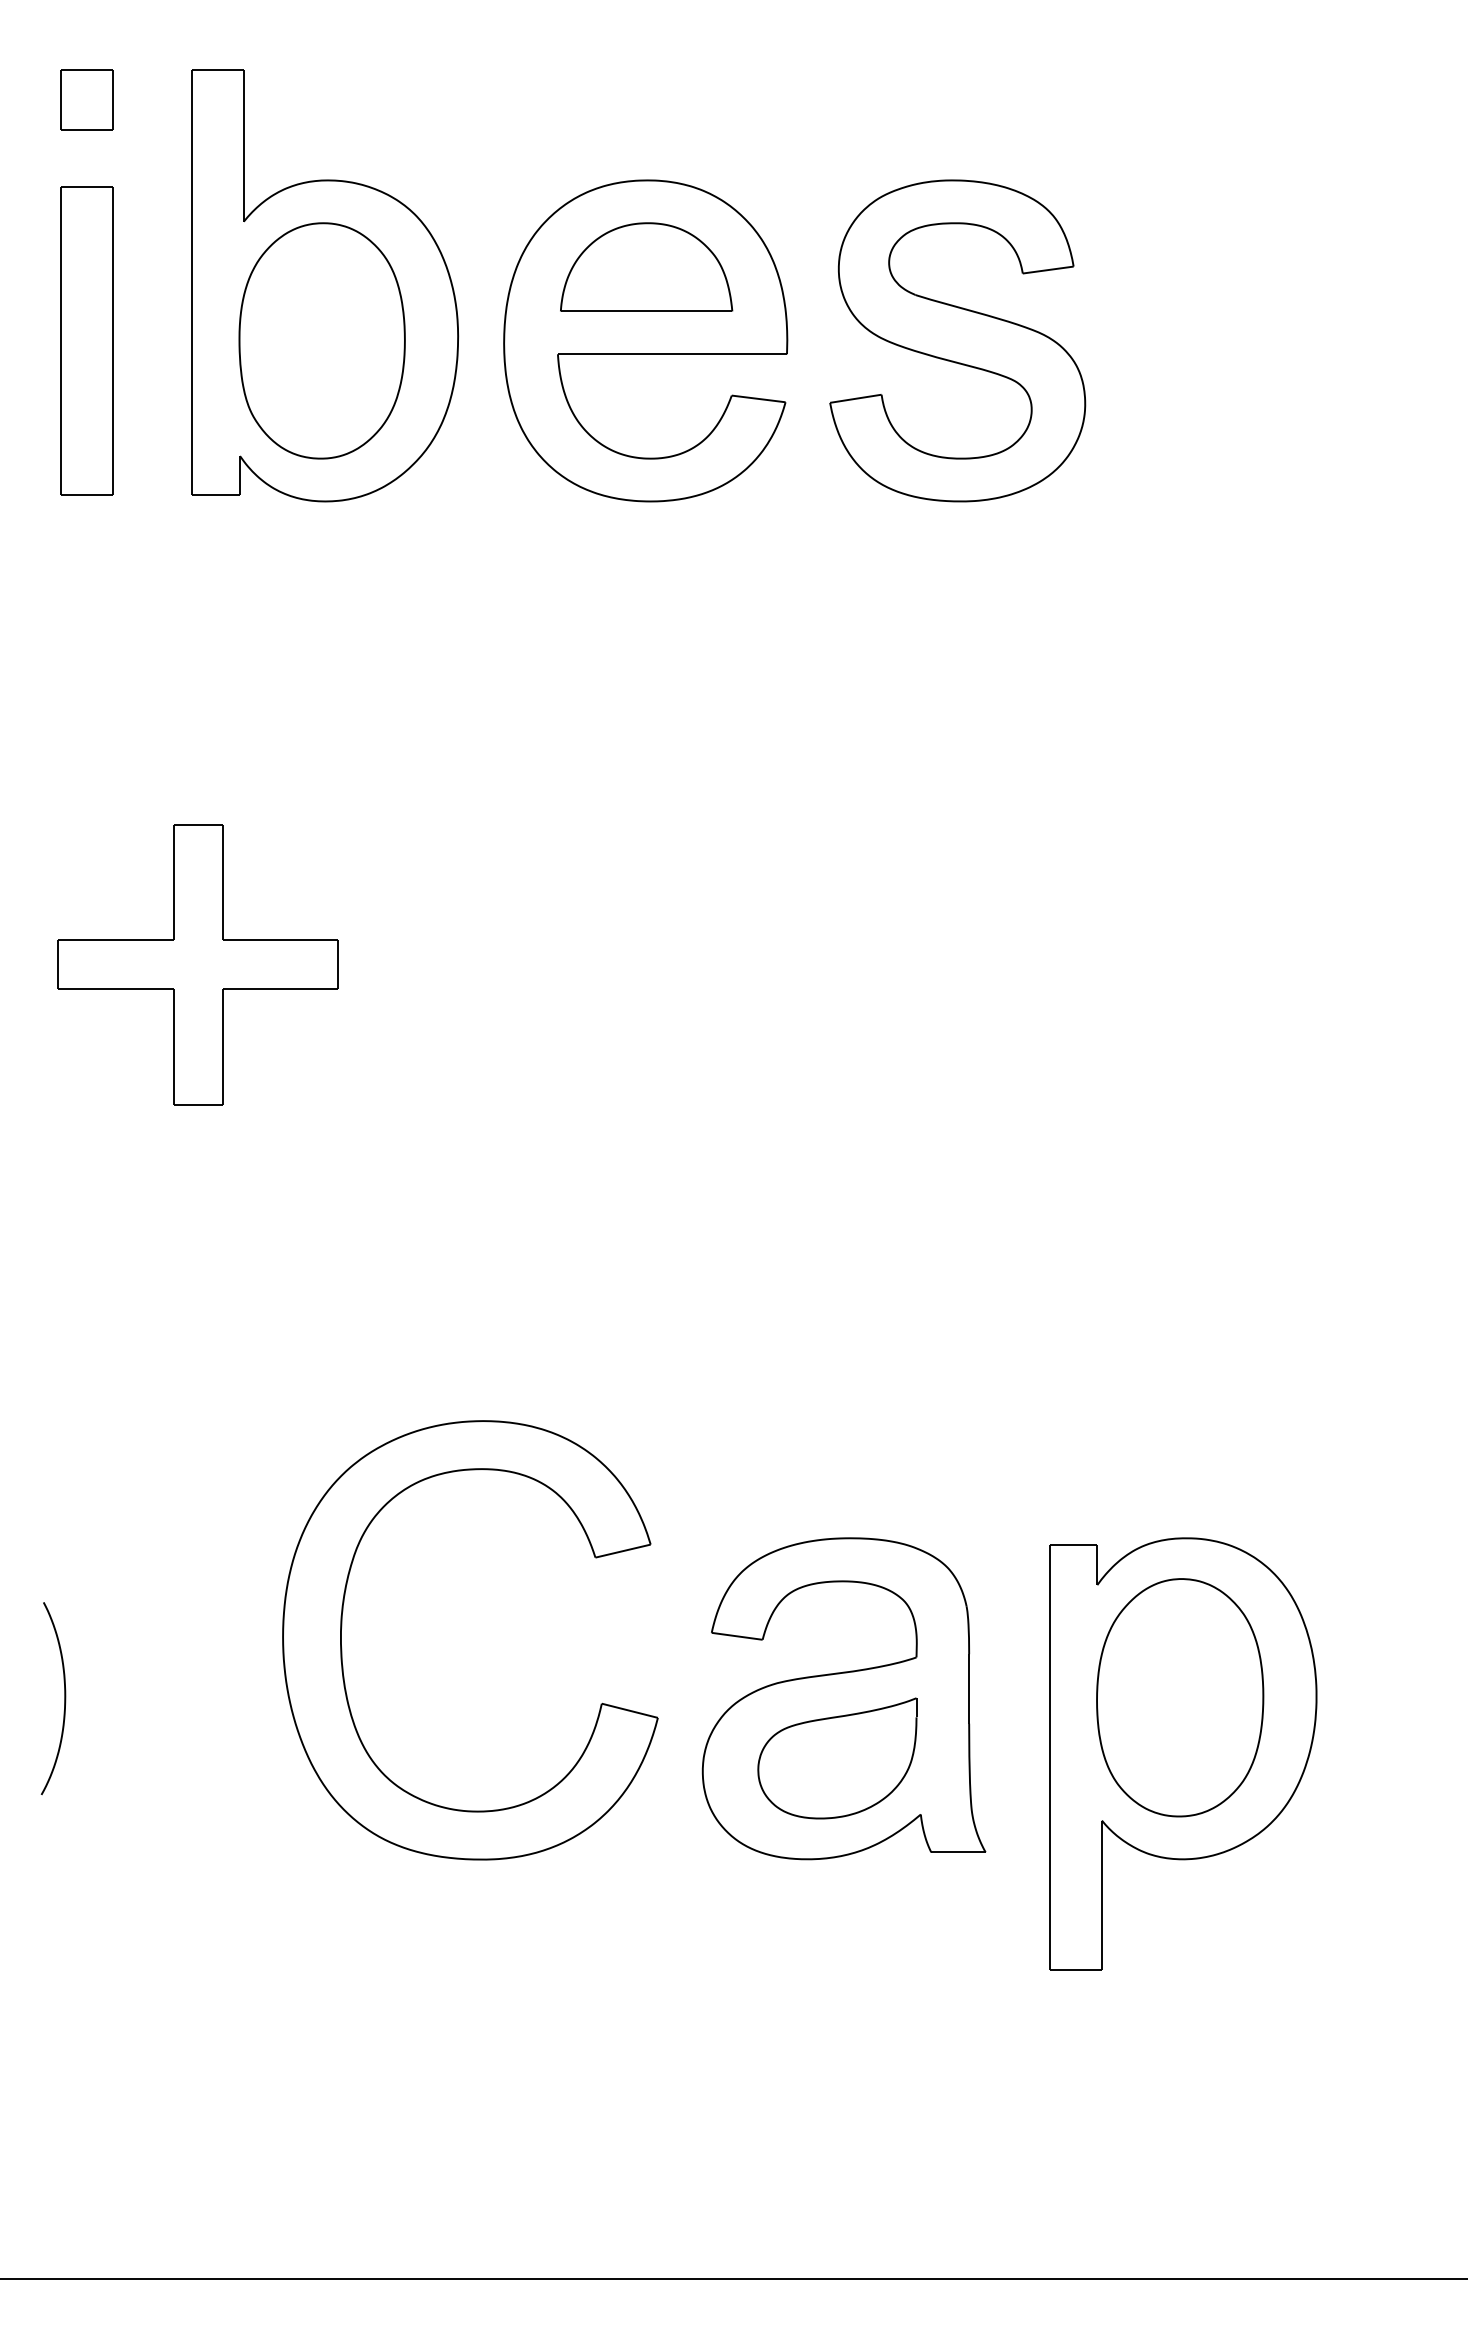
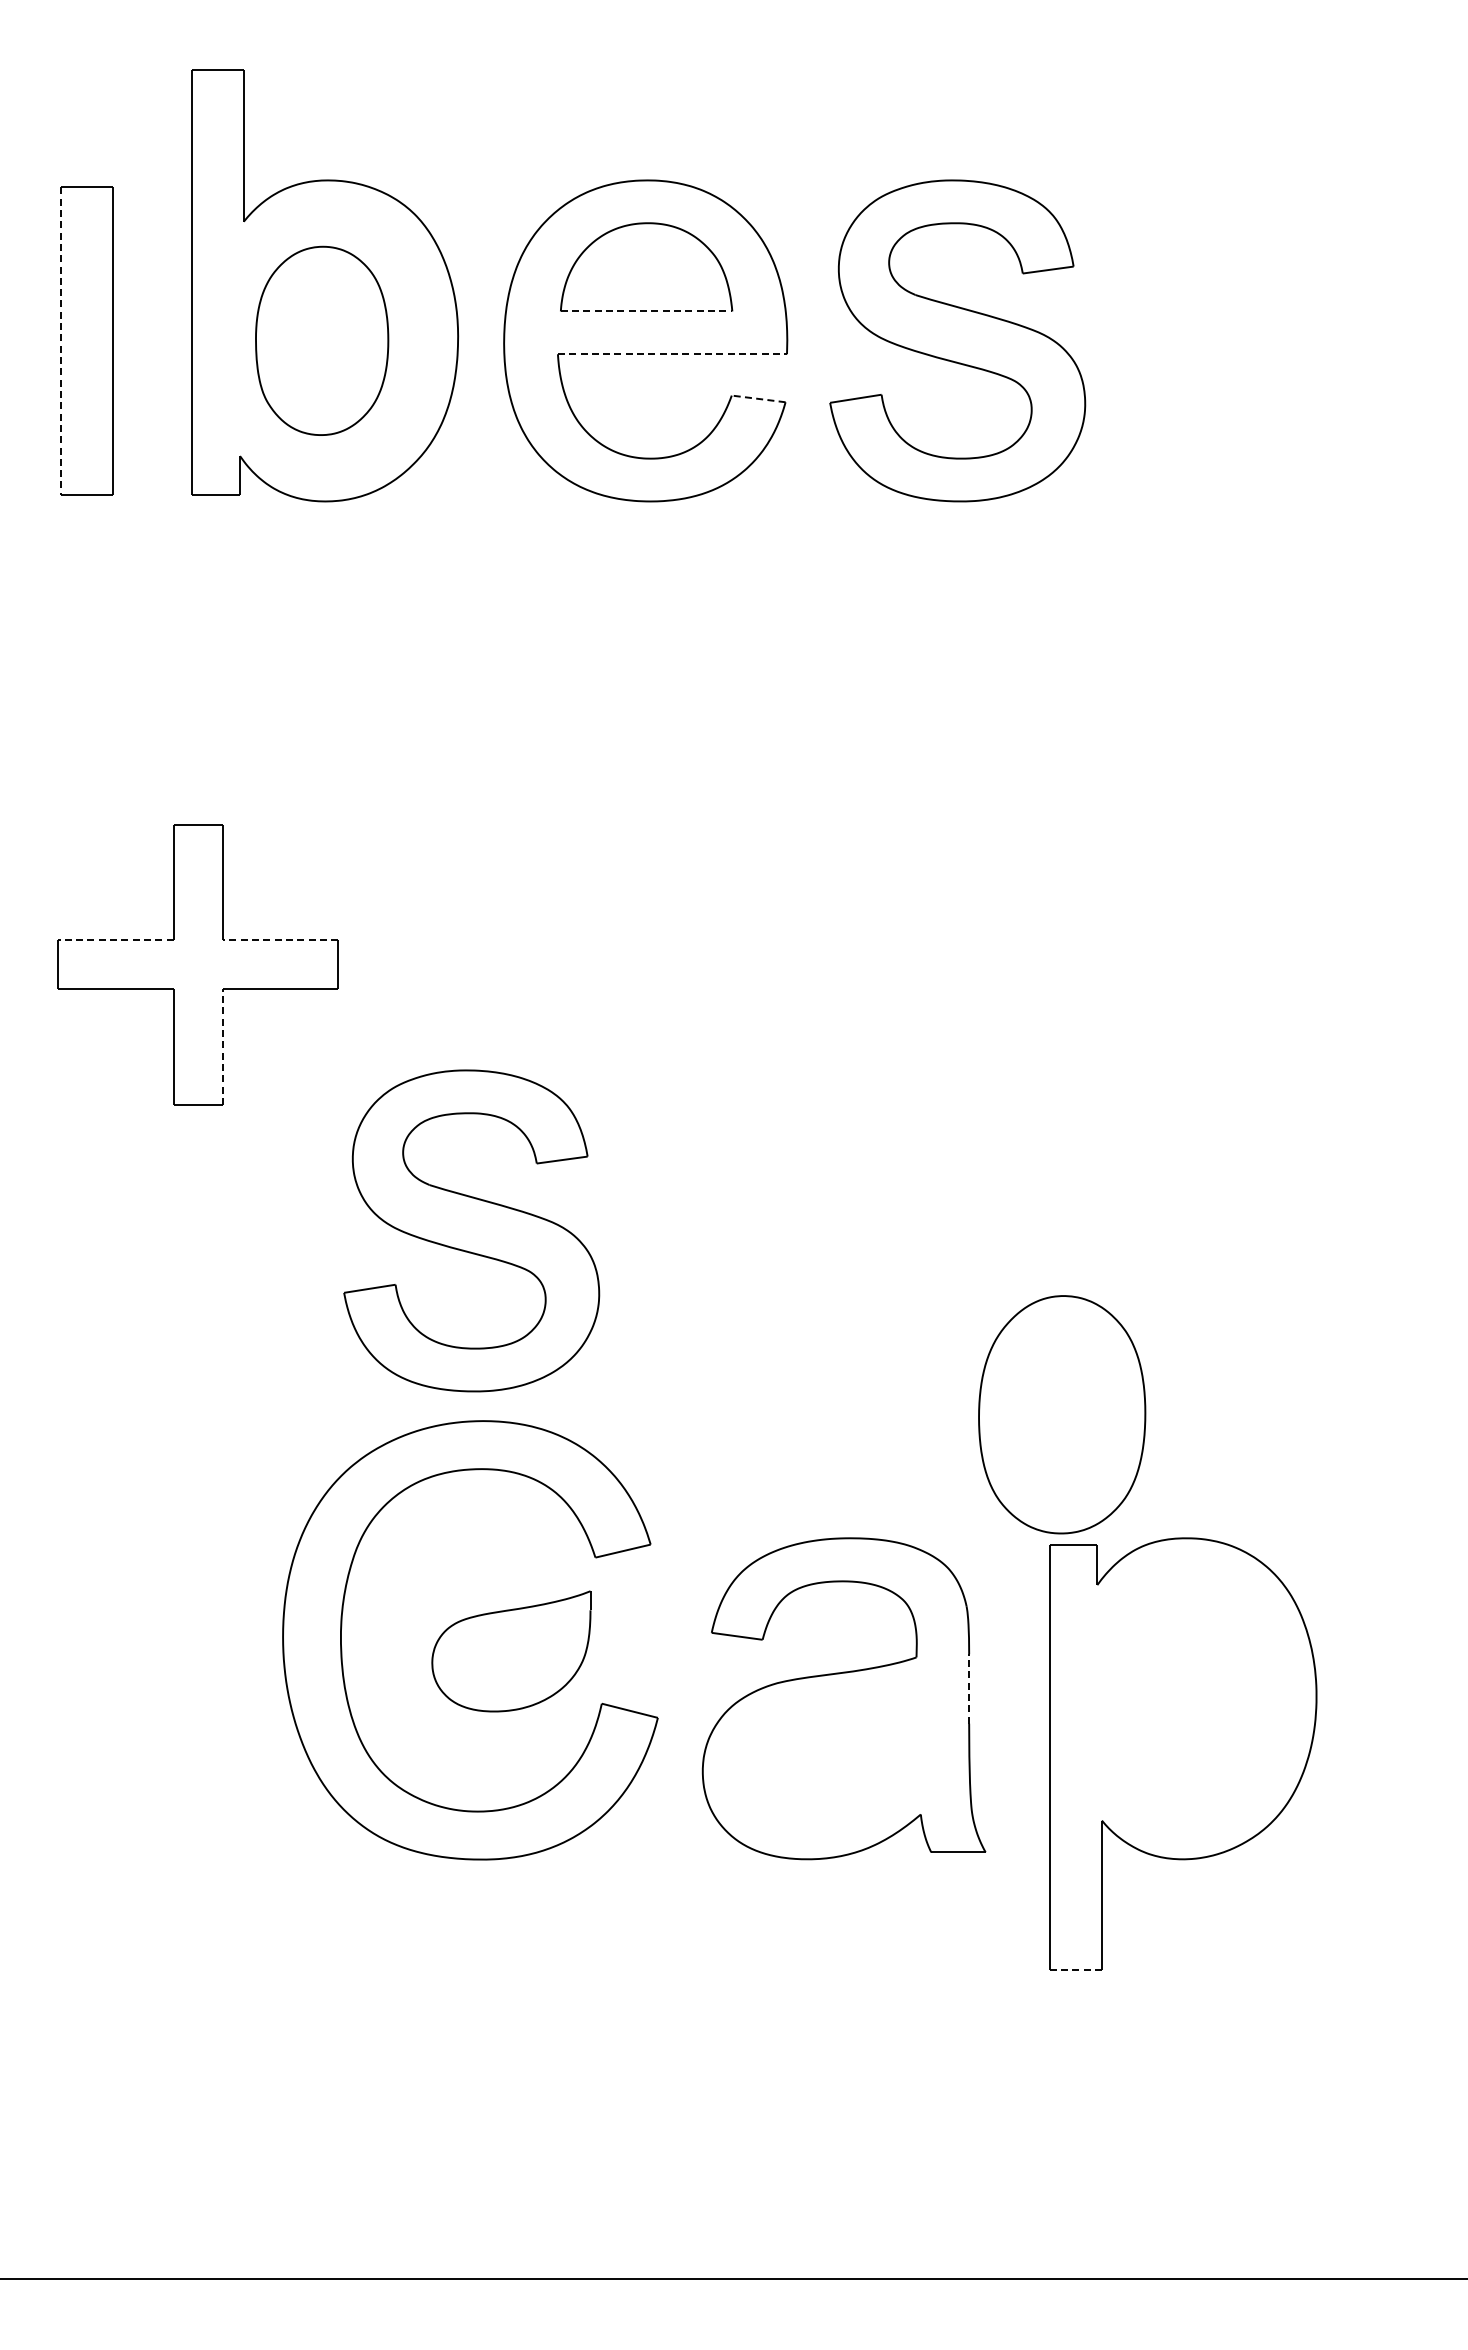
part: present -> none (86, 99)
line: solid -> dashed (646, 311)
line: solid -> dashed (60, 340)
part size: 168x238 px -> 135x191 px (322, 340)
line: solid -> dashed (672, 354)
line: solid -> dashed (758, 398)
line: solid -> dashed (115, 940)
line: solid -> dashed (280, 940)
line: solid -> dashed (222, 1046)
part: none -> present (471, 1230)
line: solid -> dashed (969, 1688)
part position: (1180, 1697) -> (1062, 1414) (1062, 1414)
curve: present -> none (64, 1698)
part position: (837, 1758) -> (511, 1651) (511, 1651)
line: solid -> dashed (1076, 1970)
